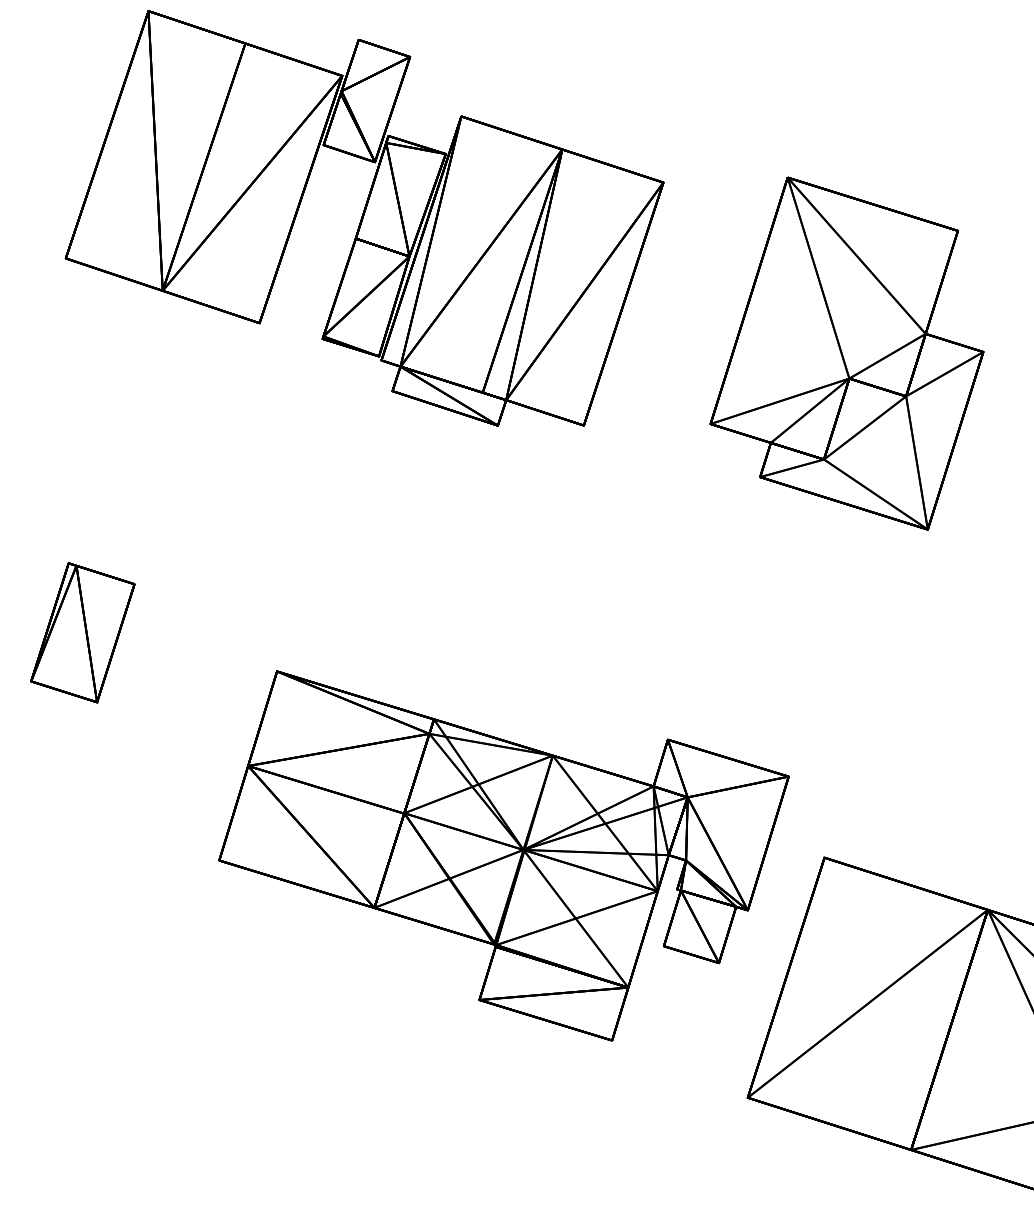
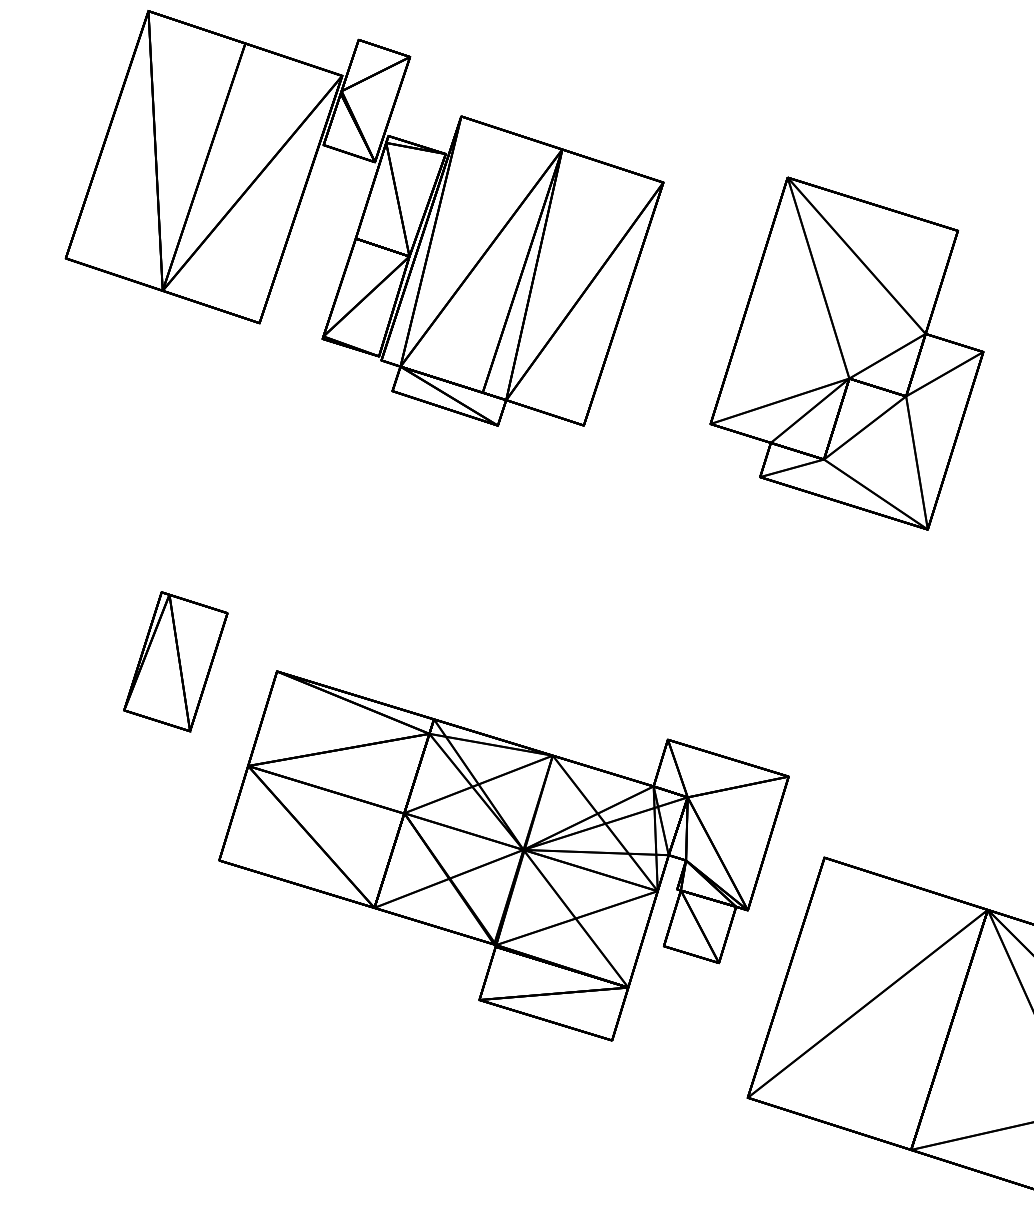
part position: (82, 632) -> (175, 661) (175, 661)
